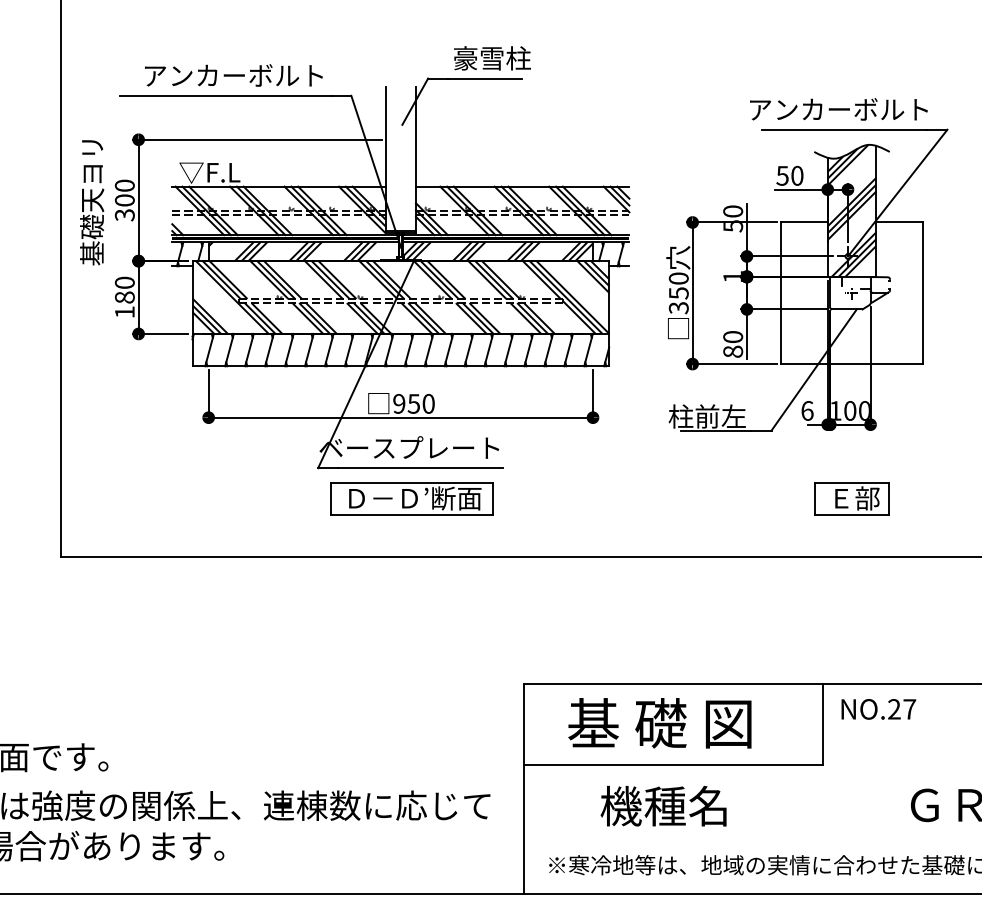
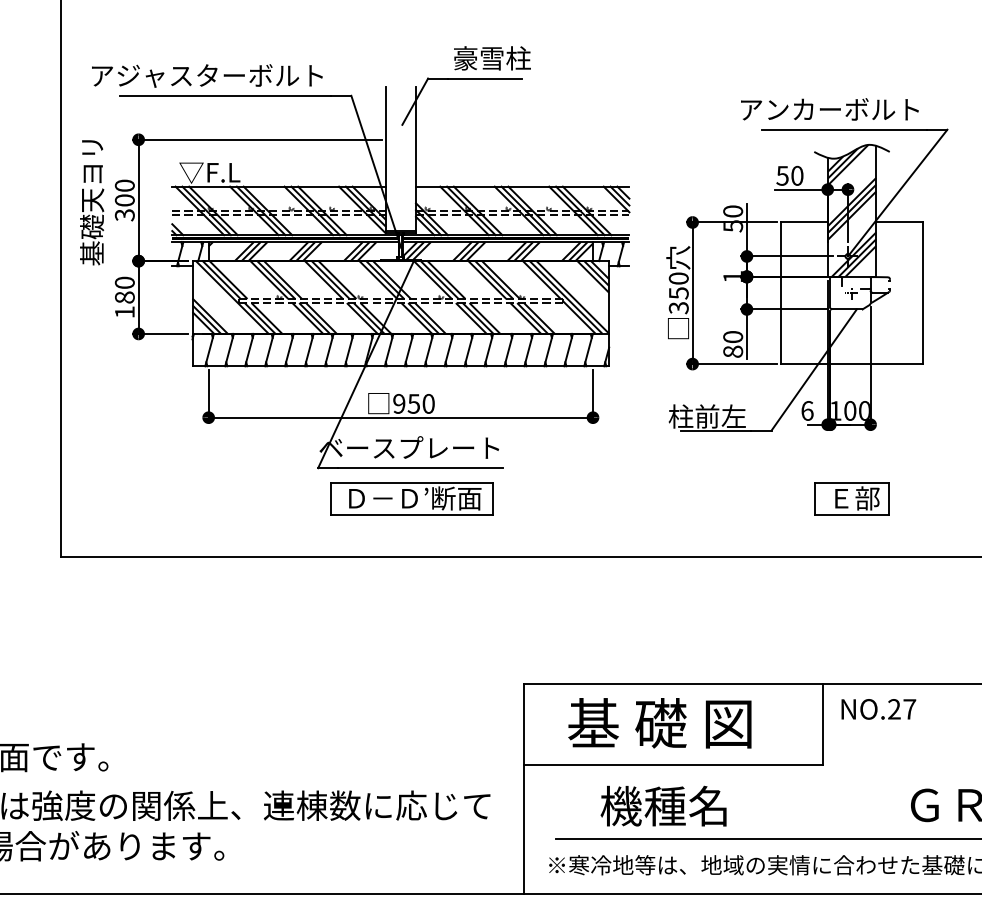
text: アンカーボルト -> アジャスターボルト (154, 75)
text position: (838, 109) -> (829, 109) (829, 109)
line: none -> present (767, 838)
